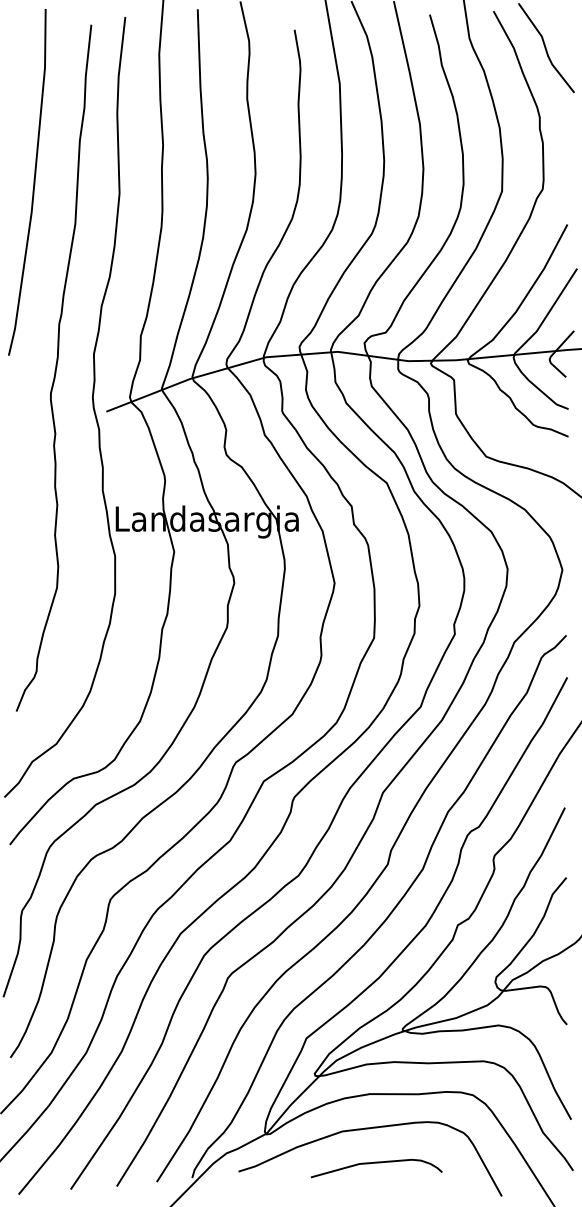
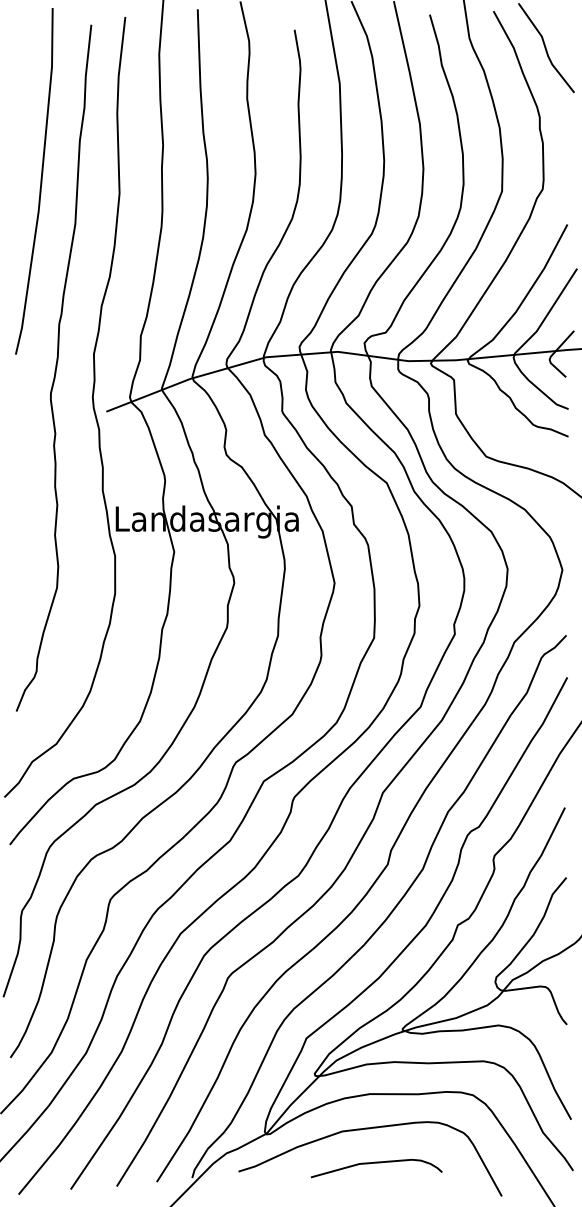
line position: (33, 182) -> (40, 181) (40, 181)
